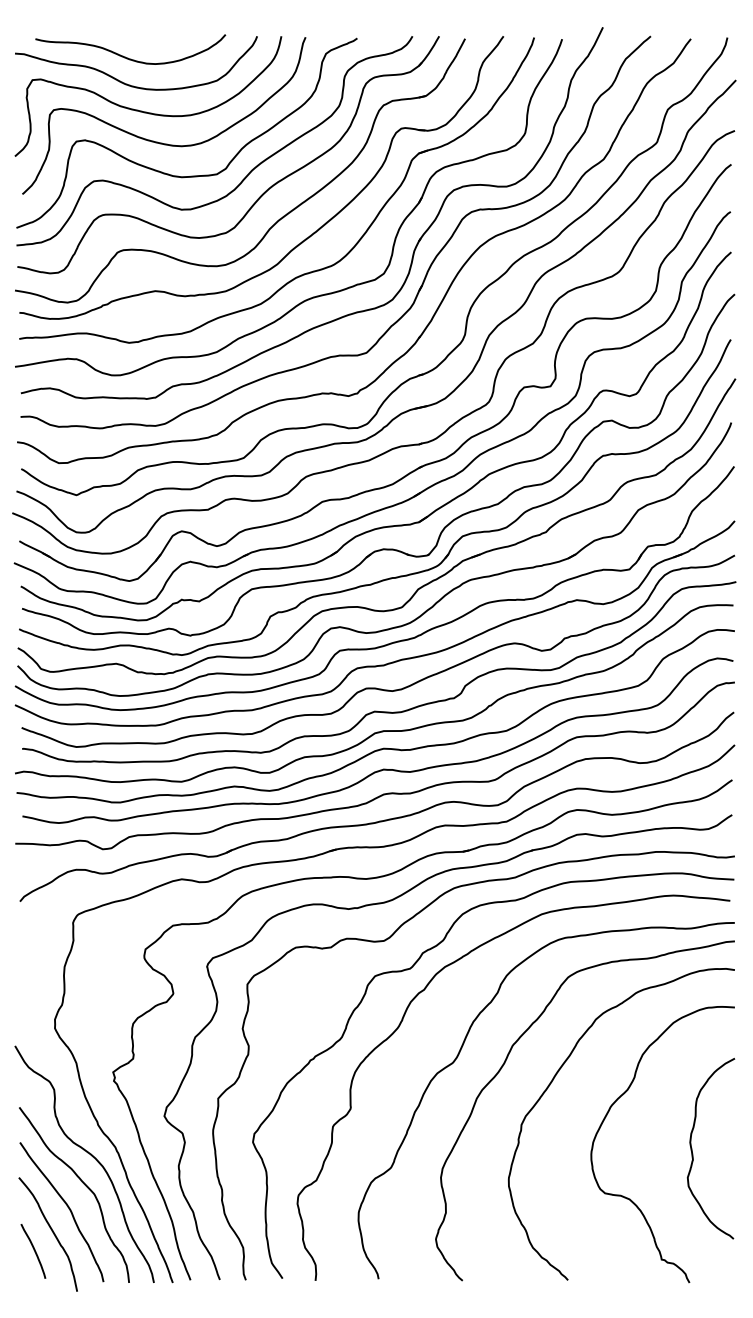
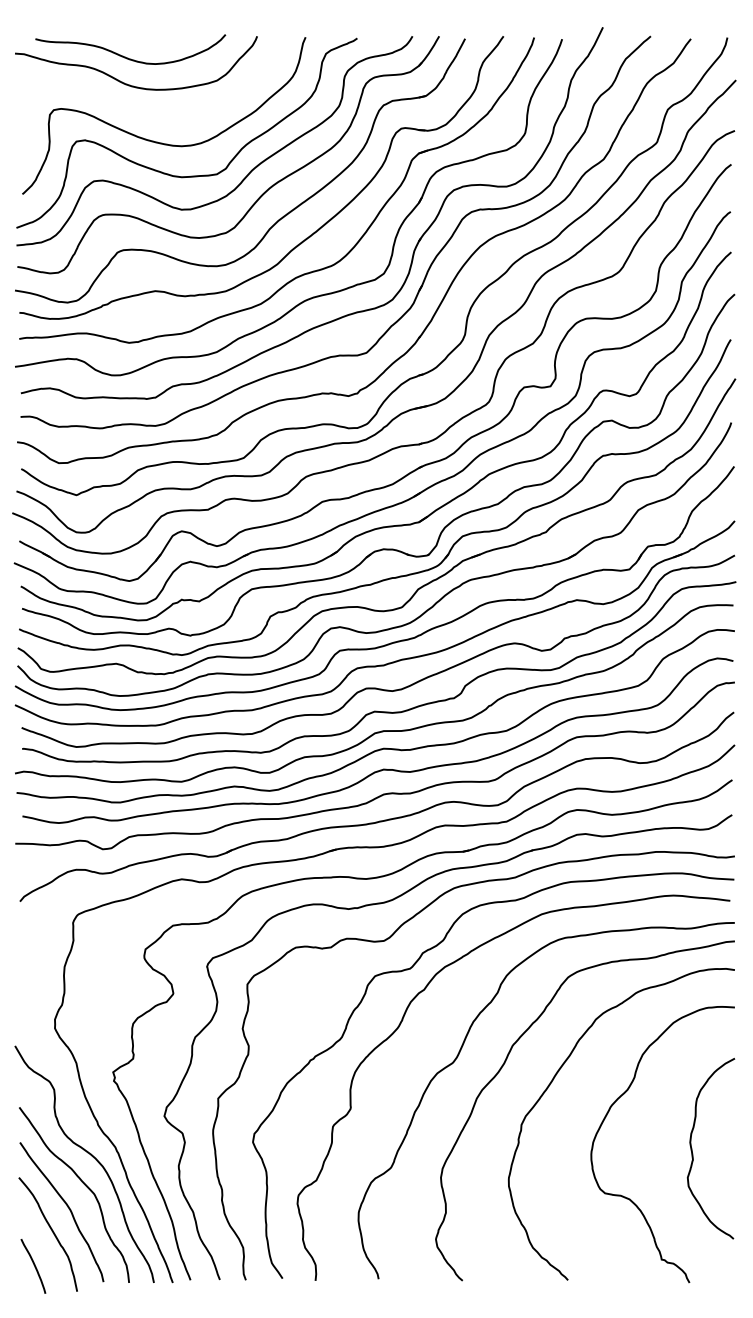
curve: present -> none (146, 111)
curve position: (33, 1250) -> (33, 1265) (33, 1265)
